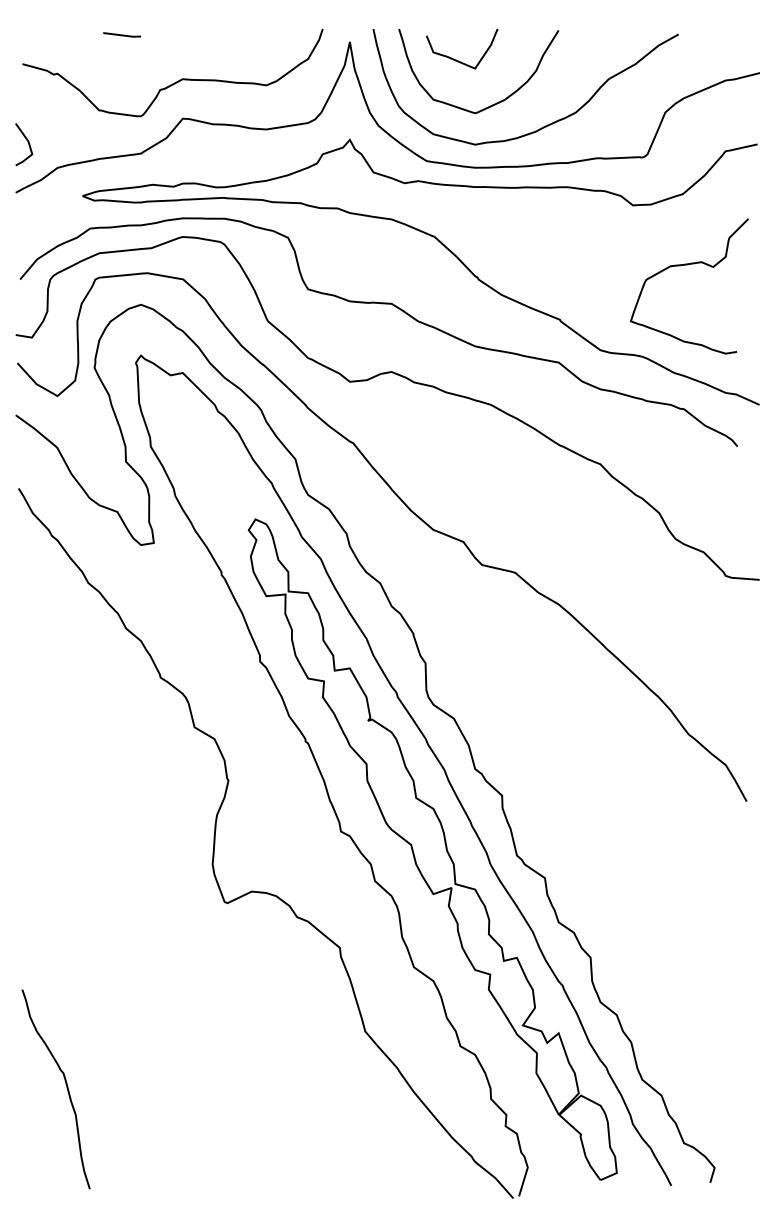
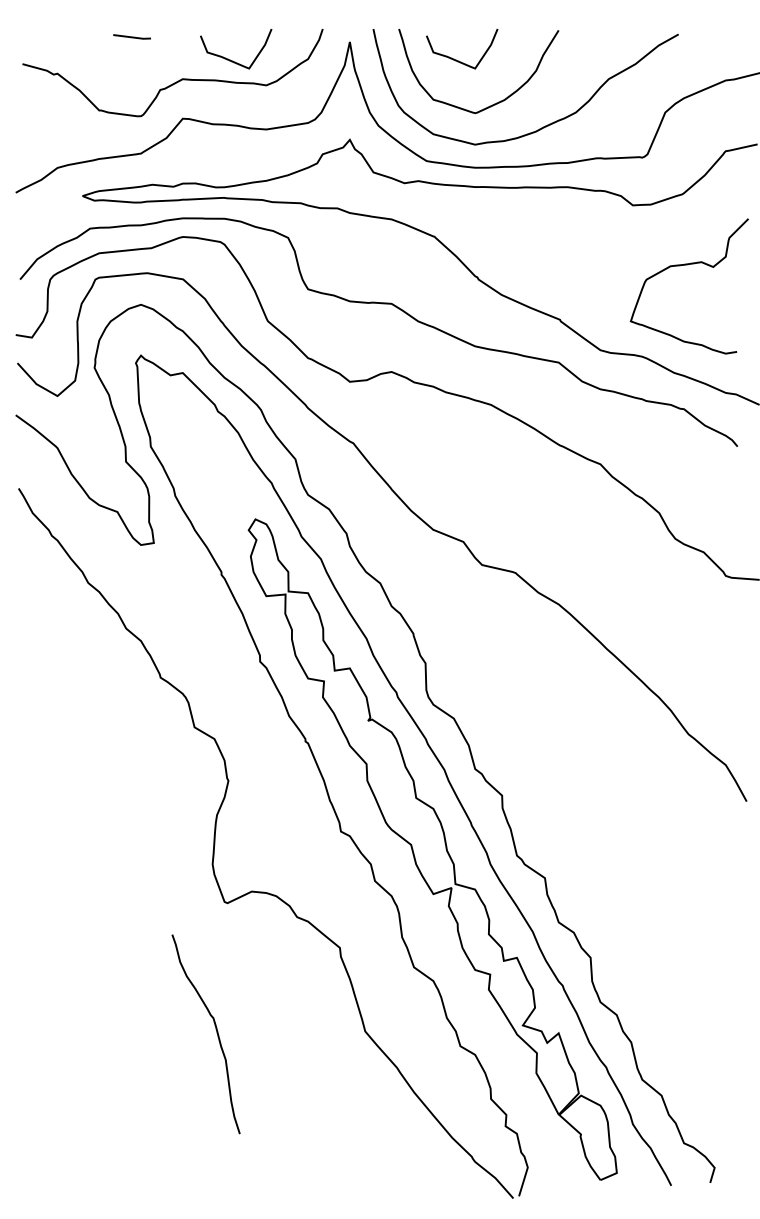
line position: (121, 34) -> (131, 36) (131, 36)
curve: none -> present (230, 59)
line: present -> none (27, 142)
curve position: (66, 1088) -> (216, 1033) (216, 1033)
